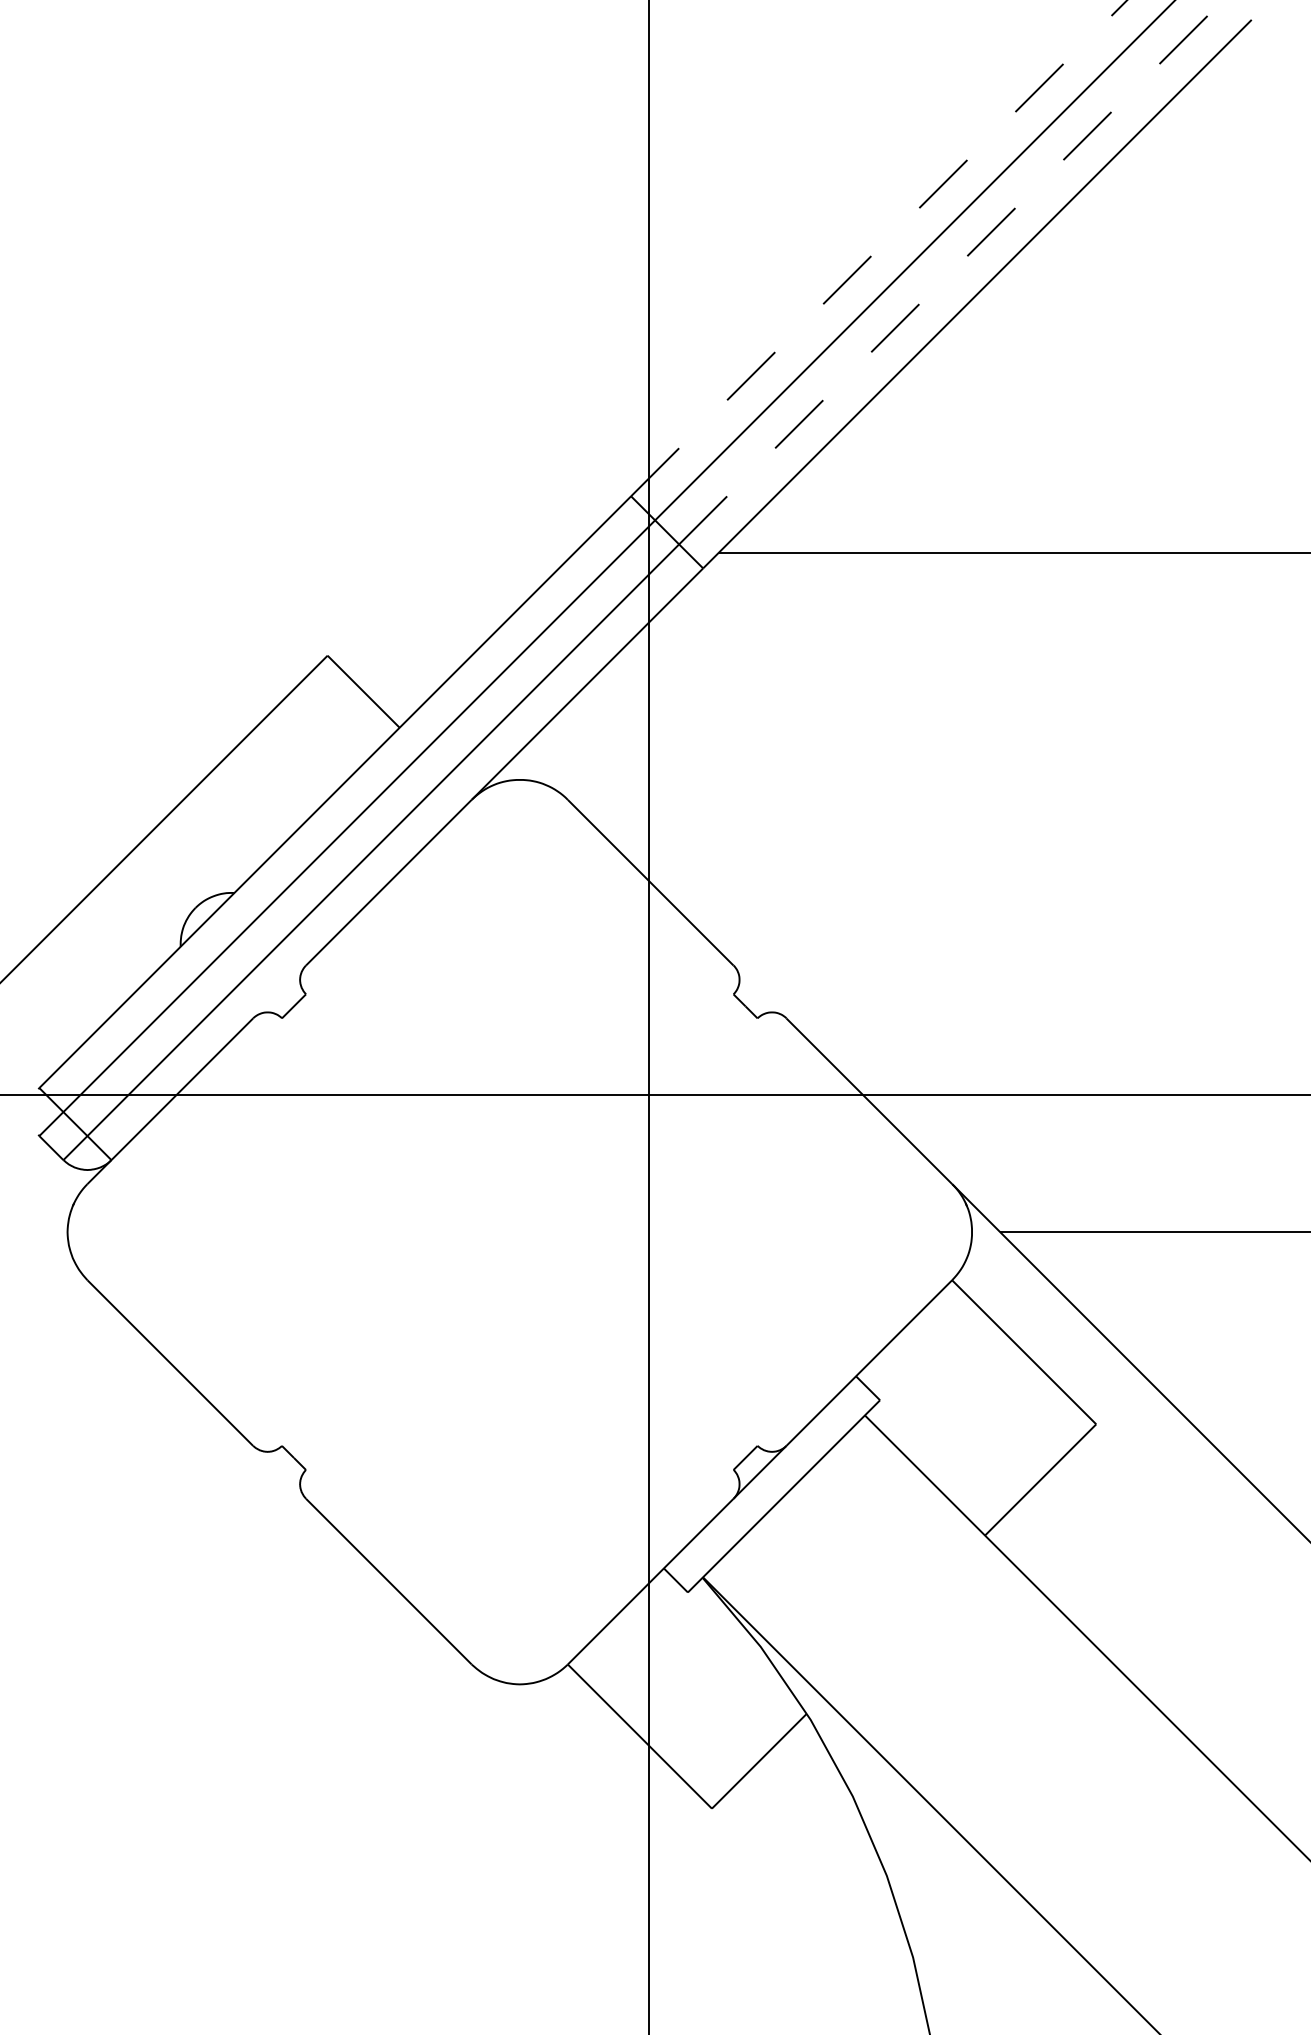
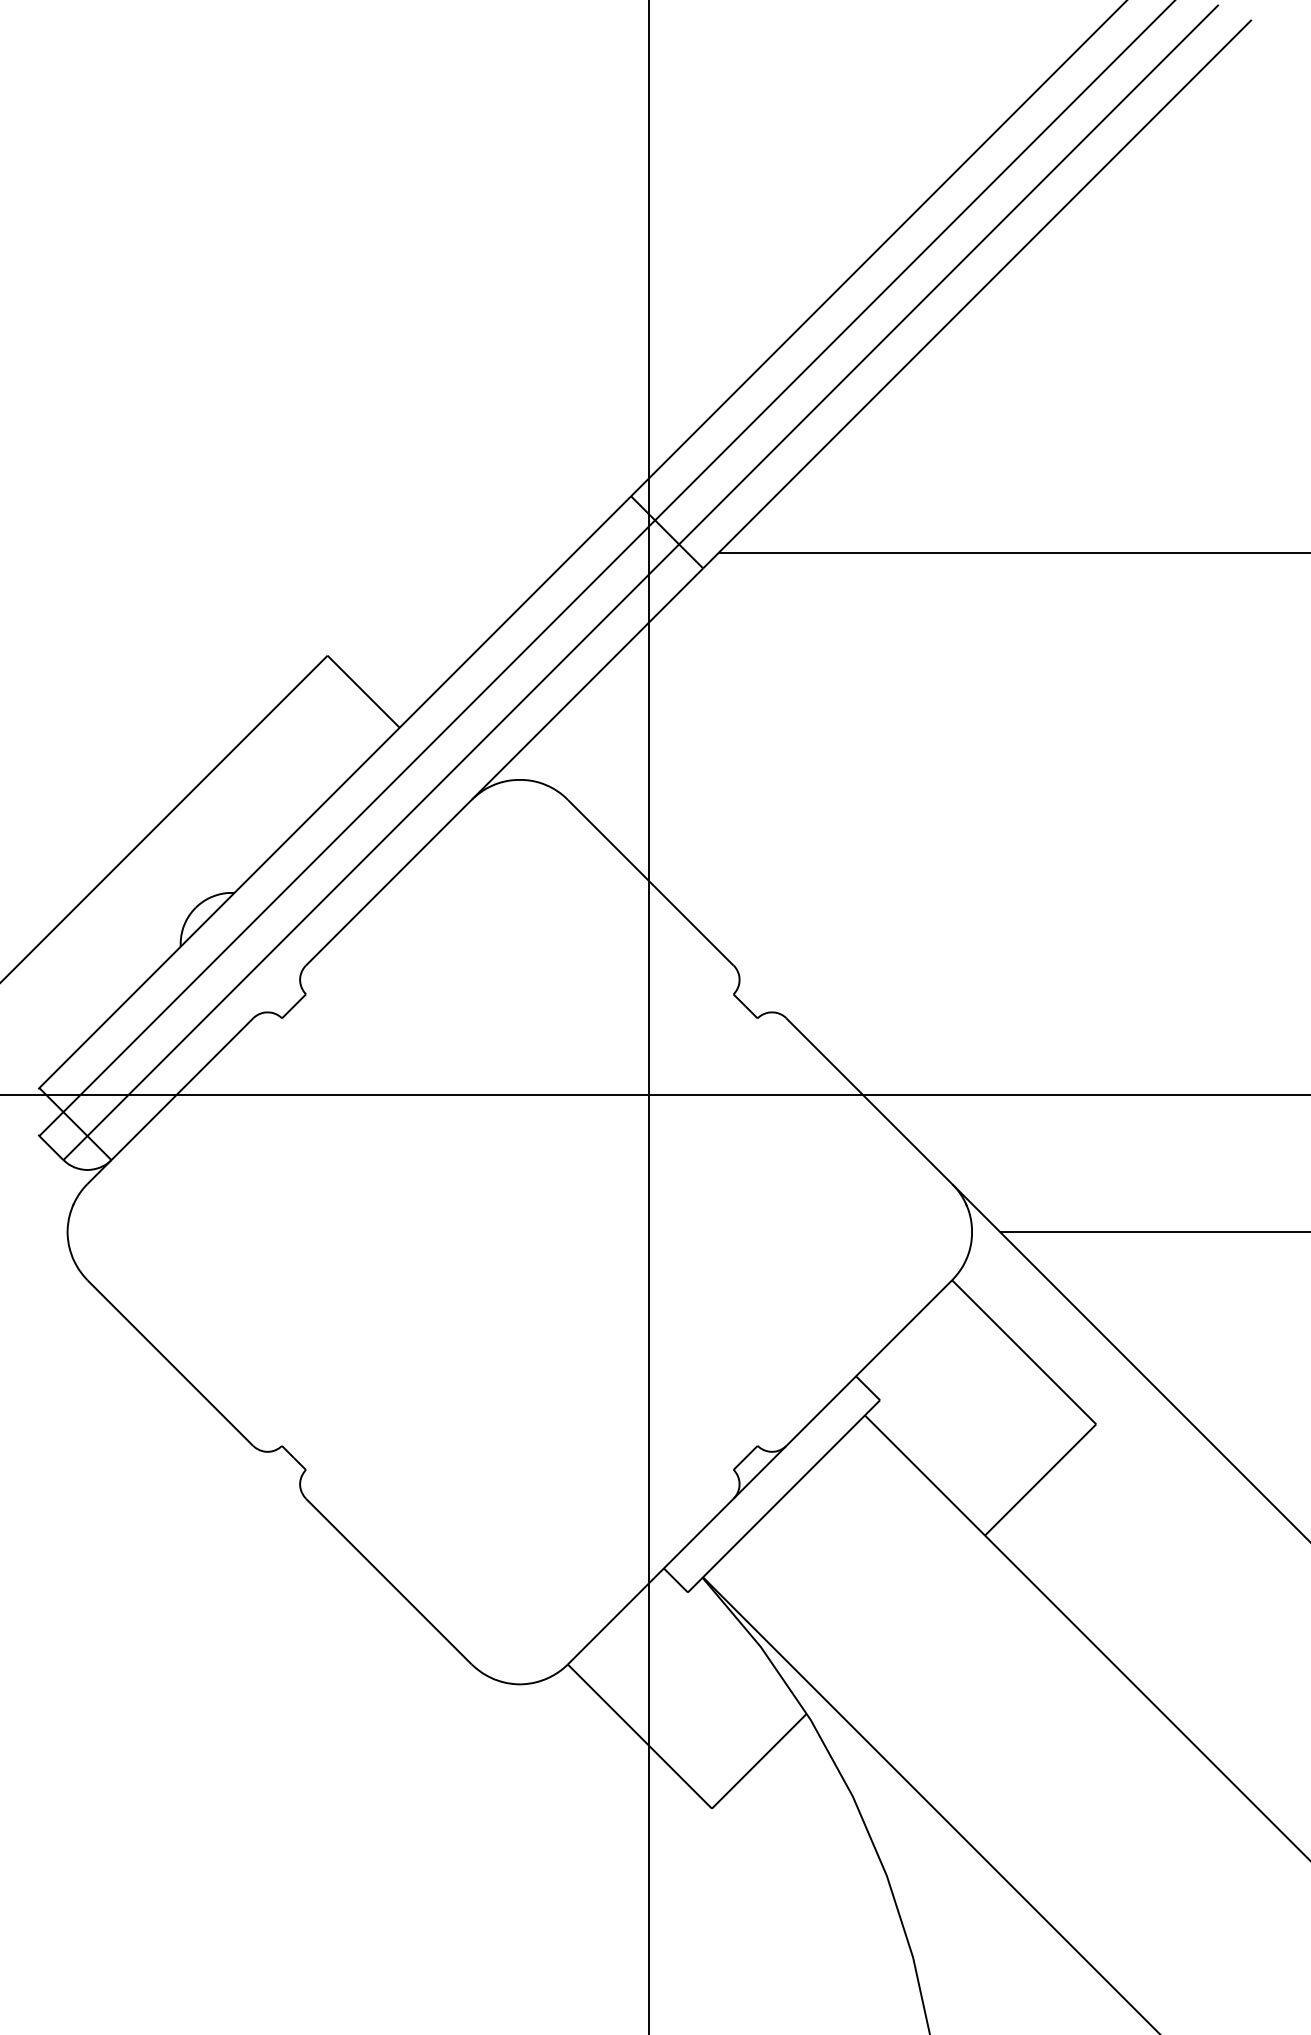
line: dashed -> solid (879, 248)
line: dashed -> solid (948, 274)
